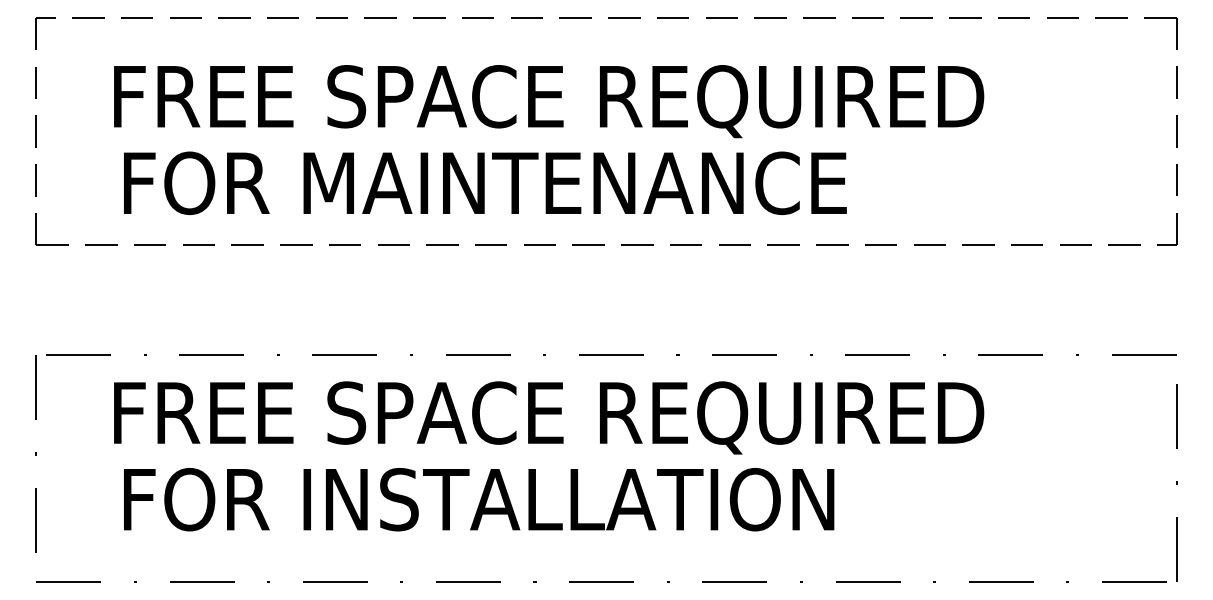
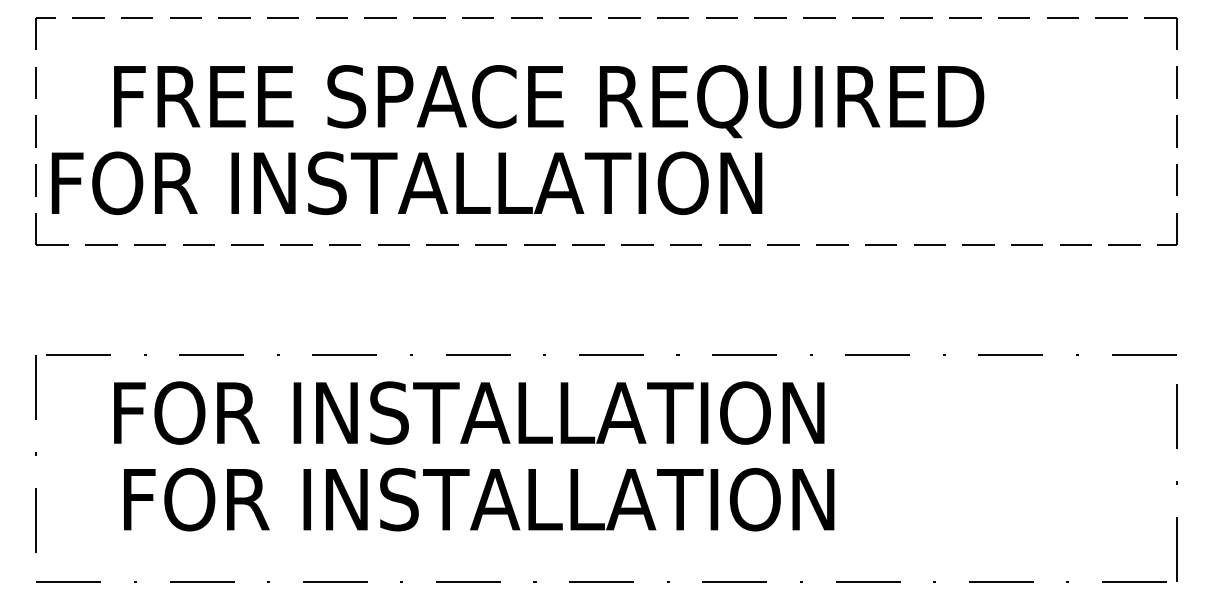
text: FOR MAINTENANCE -> FOR INSTALLATION (448, 183)
text: FREE SPACE REQUIRED -> FOR INSTALLATION (569, 417)
